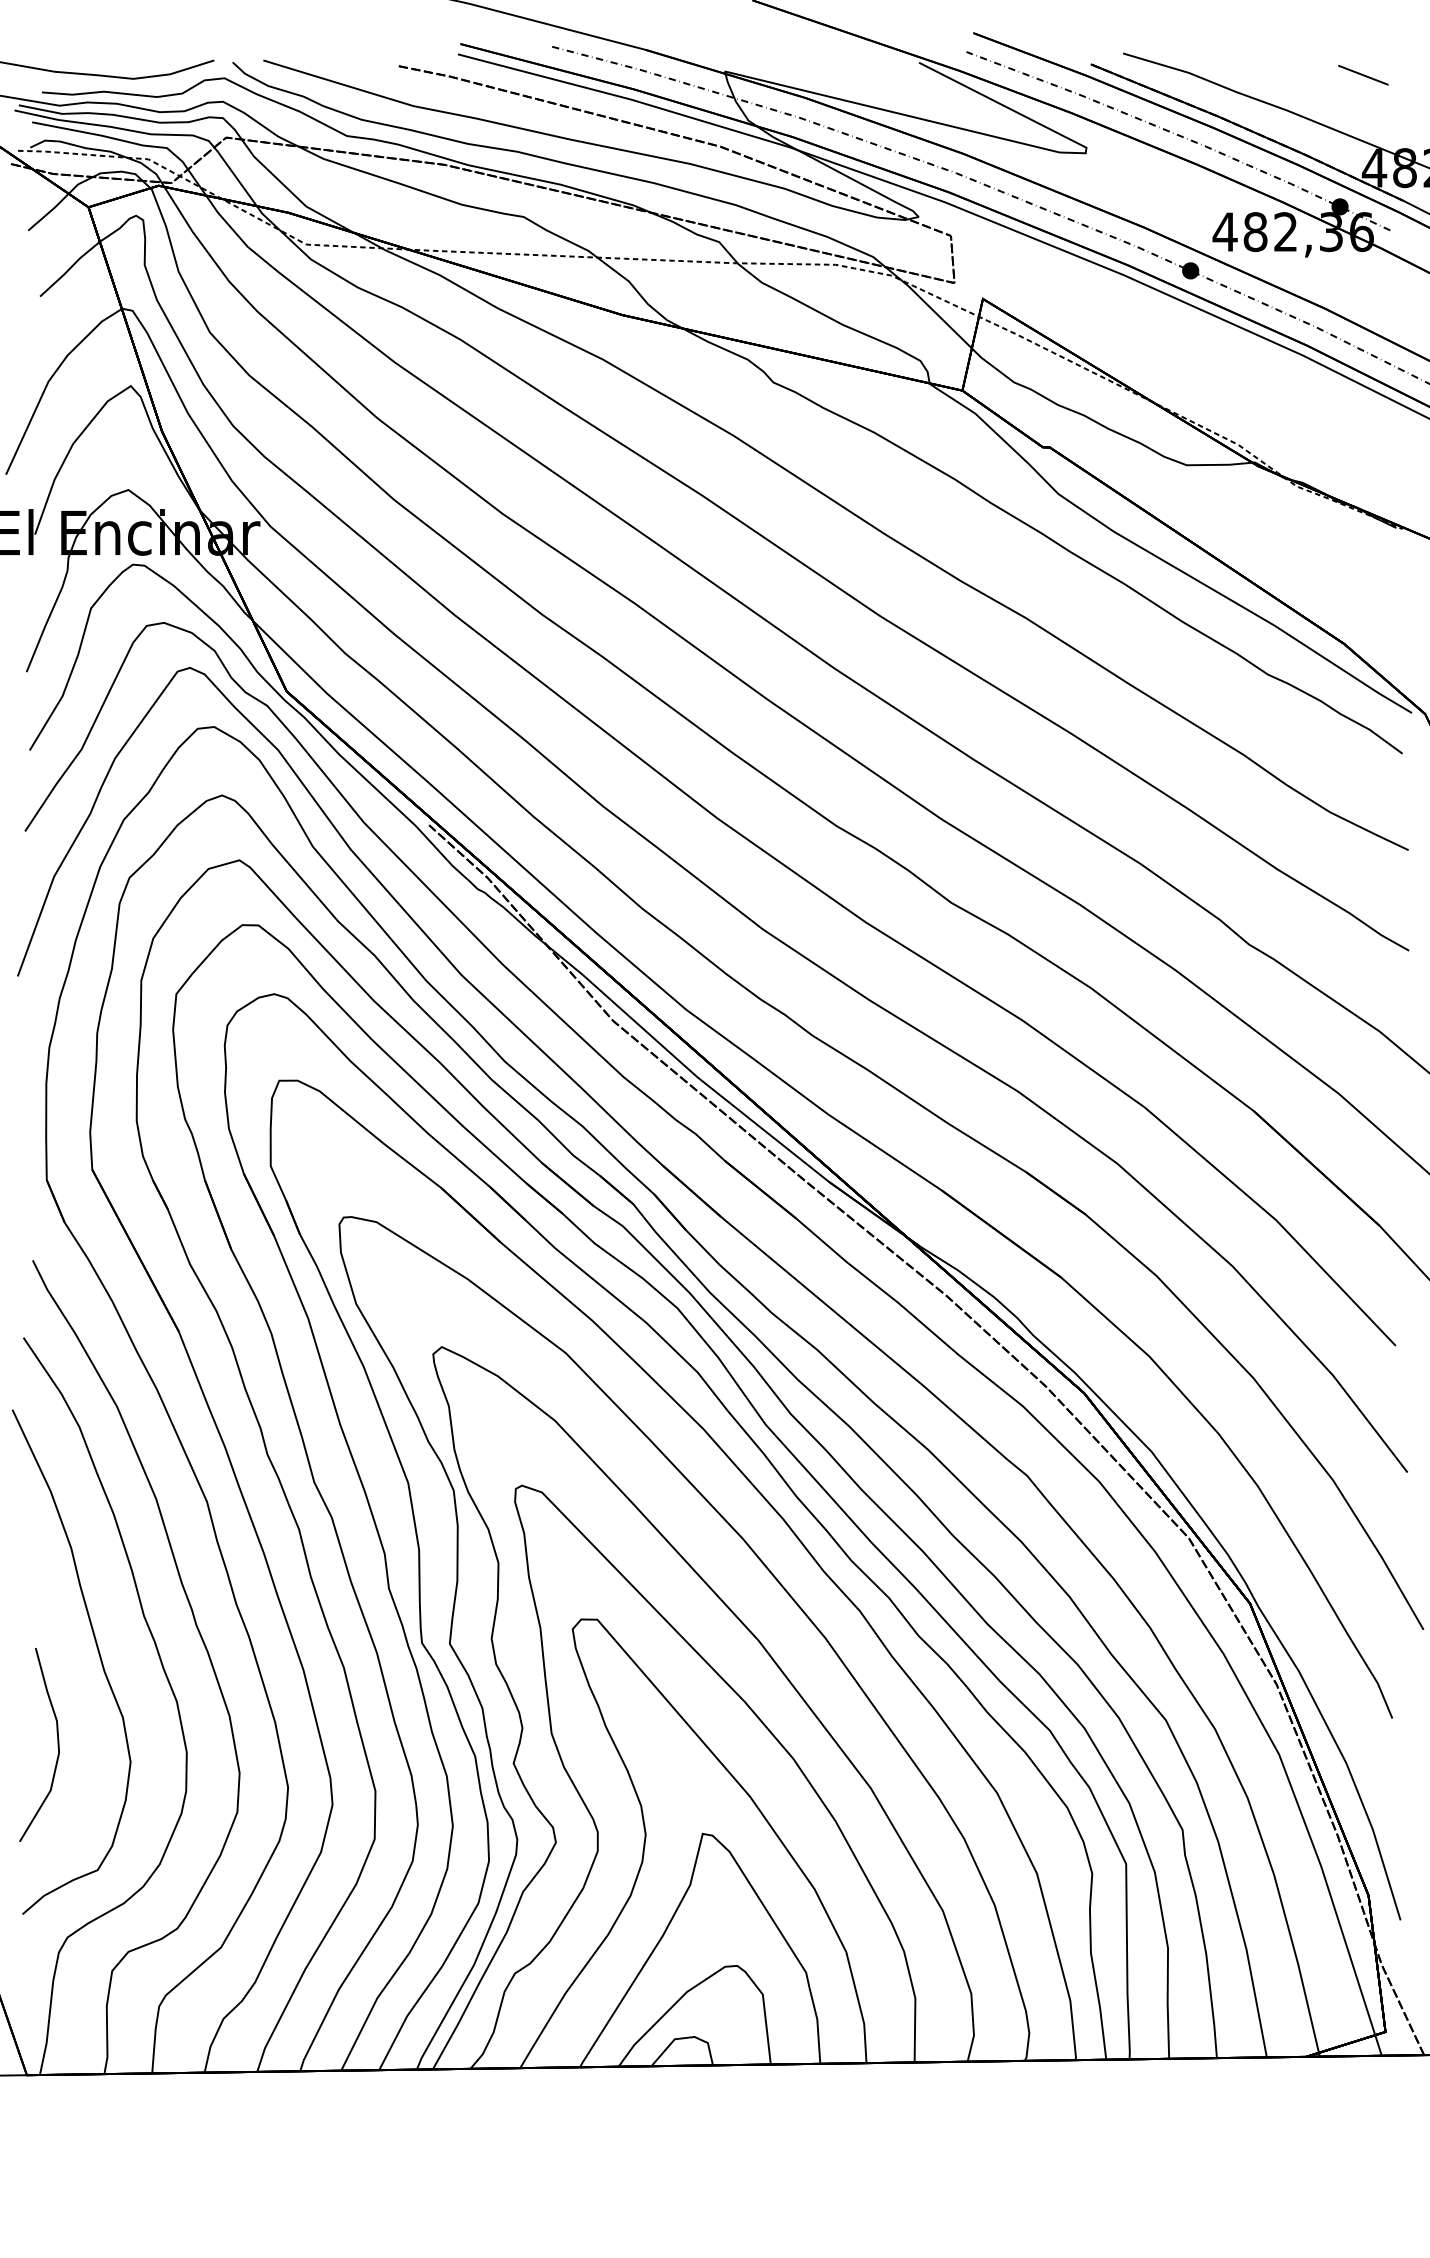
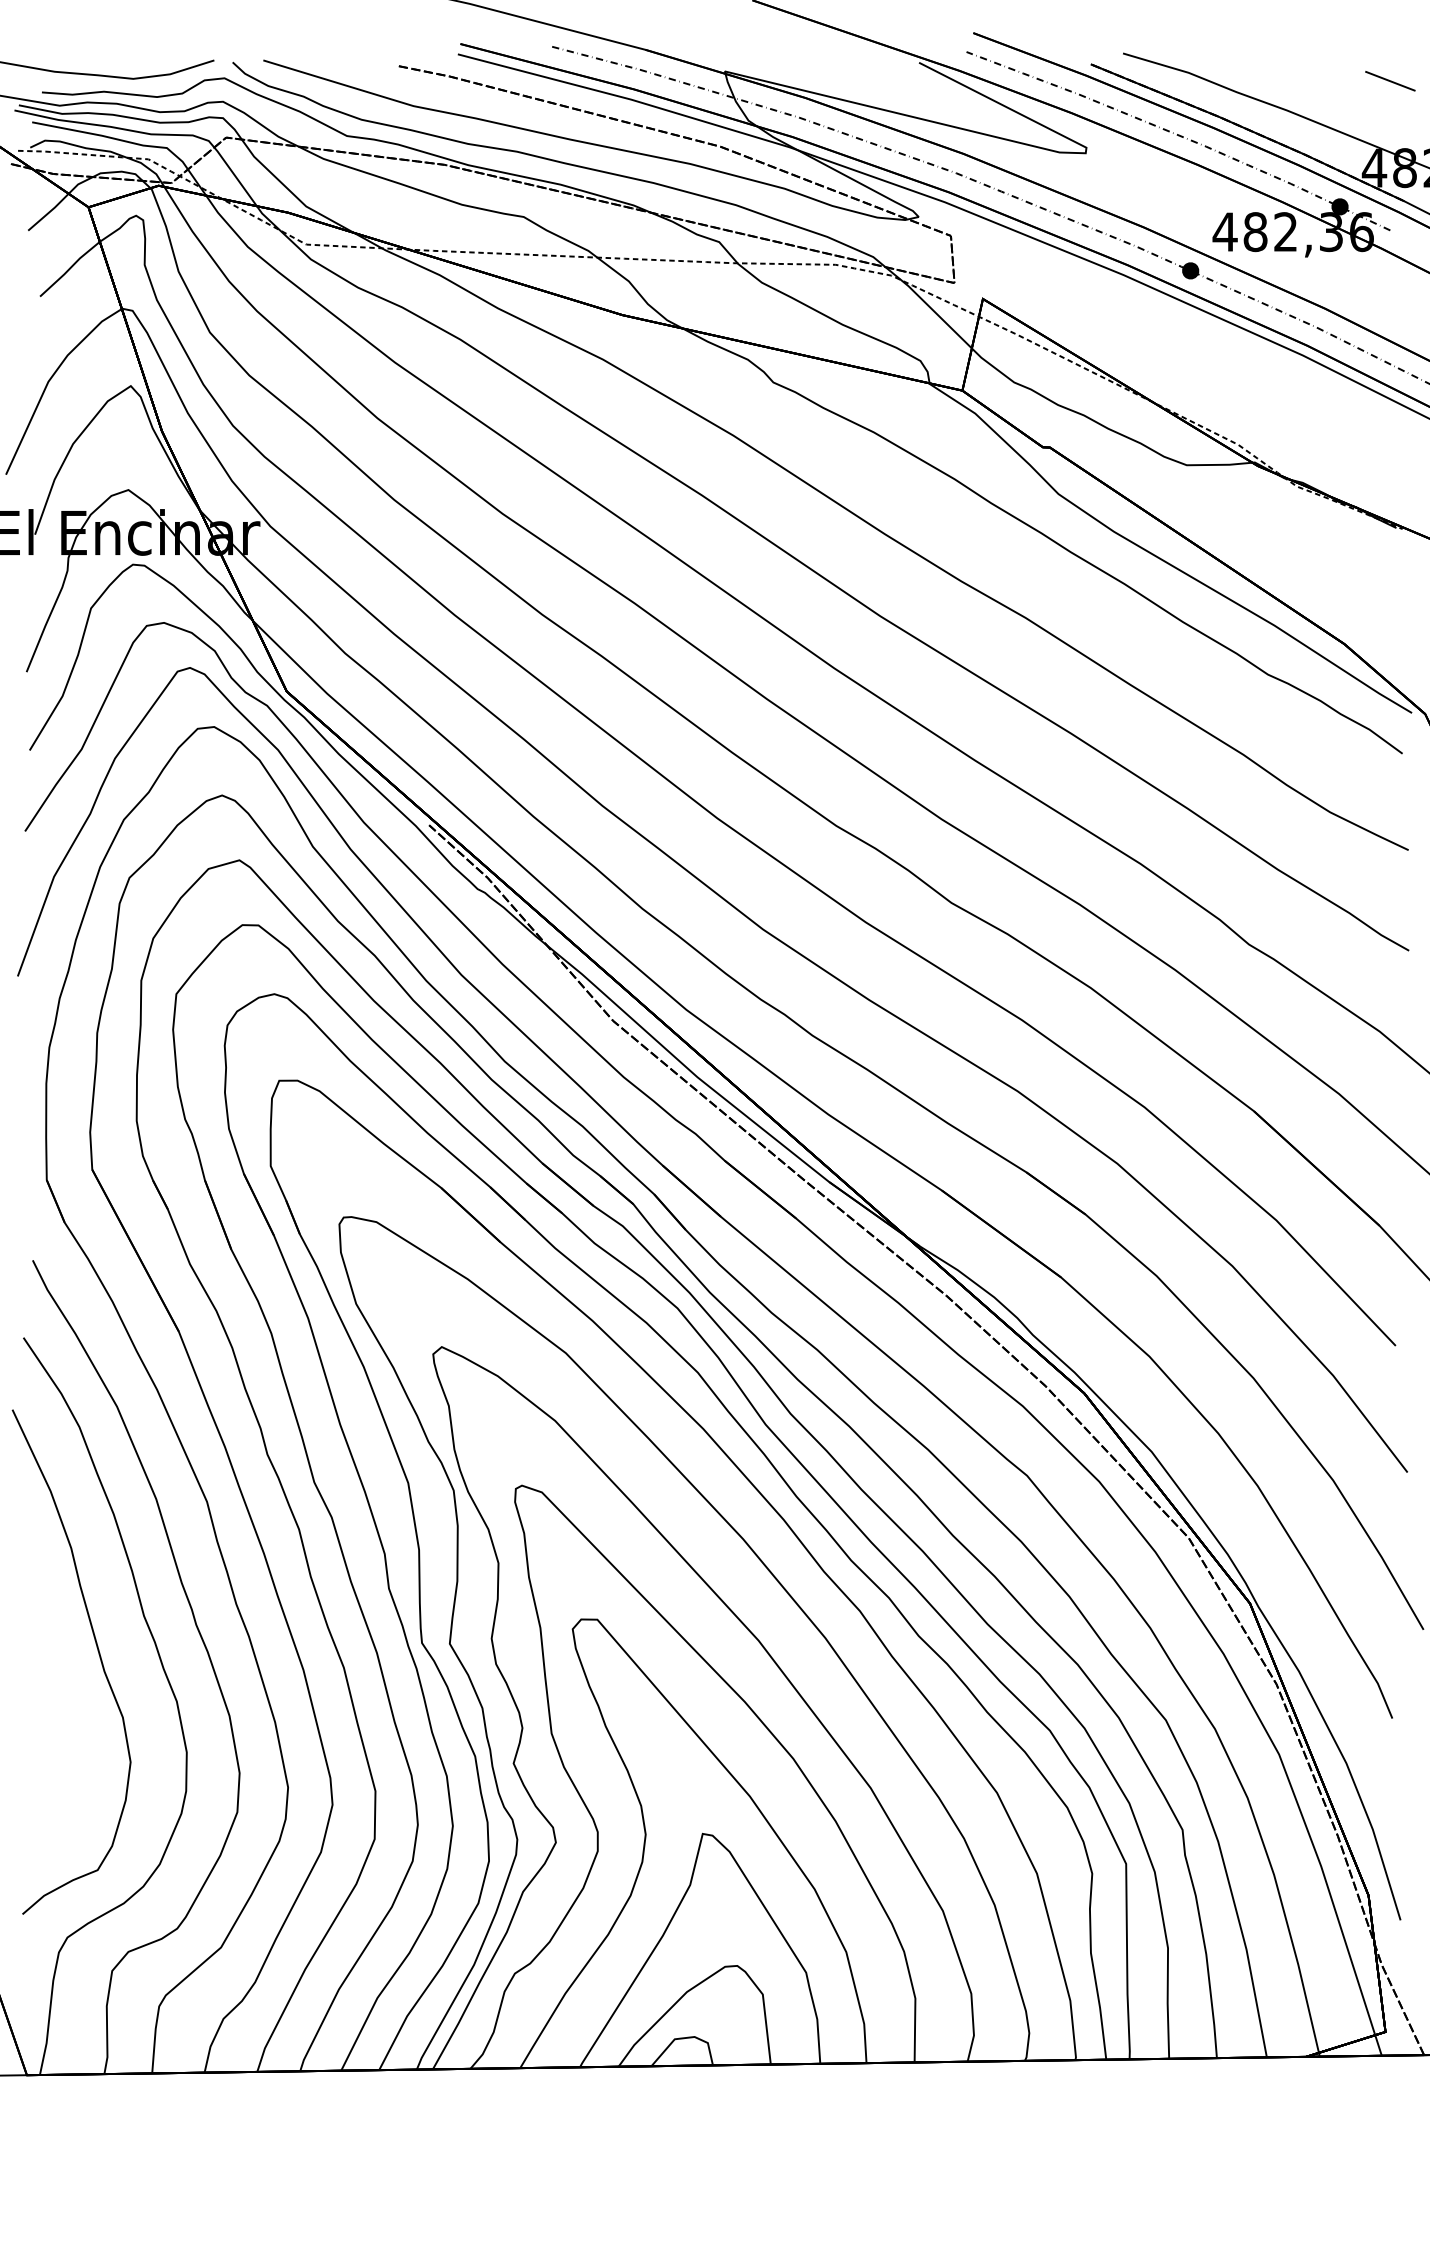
line position: (1363, 75) -> (1390, 81) (1390, 81)
curve: present -> none (57, 1745)
